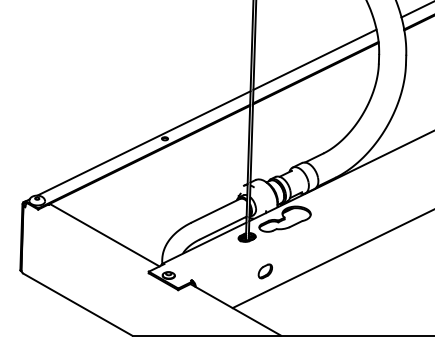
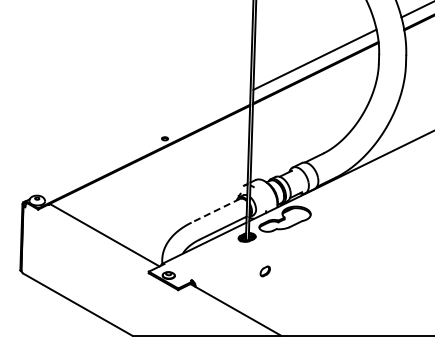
line: present -> none (143, 143)
line: solid -> dashed (215, 210)
line: present -> none (331, 259)
part size: 16x17 px -> 12x13 px (264, 271)
